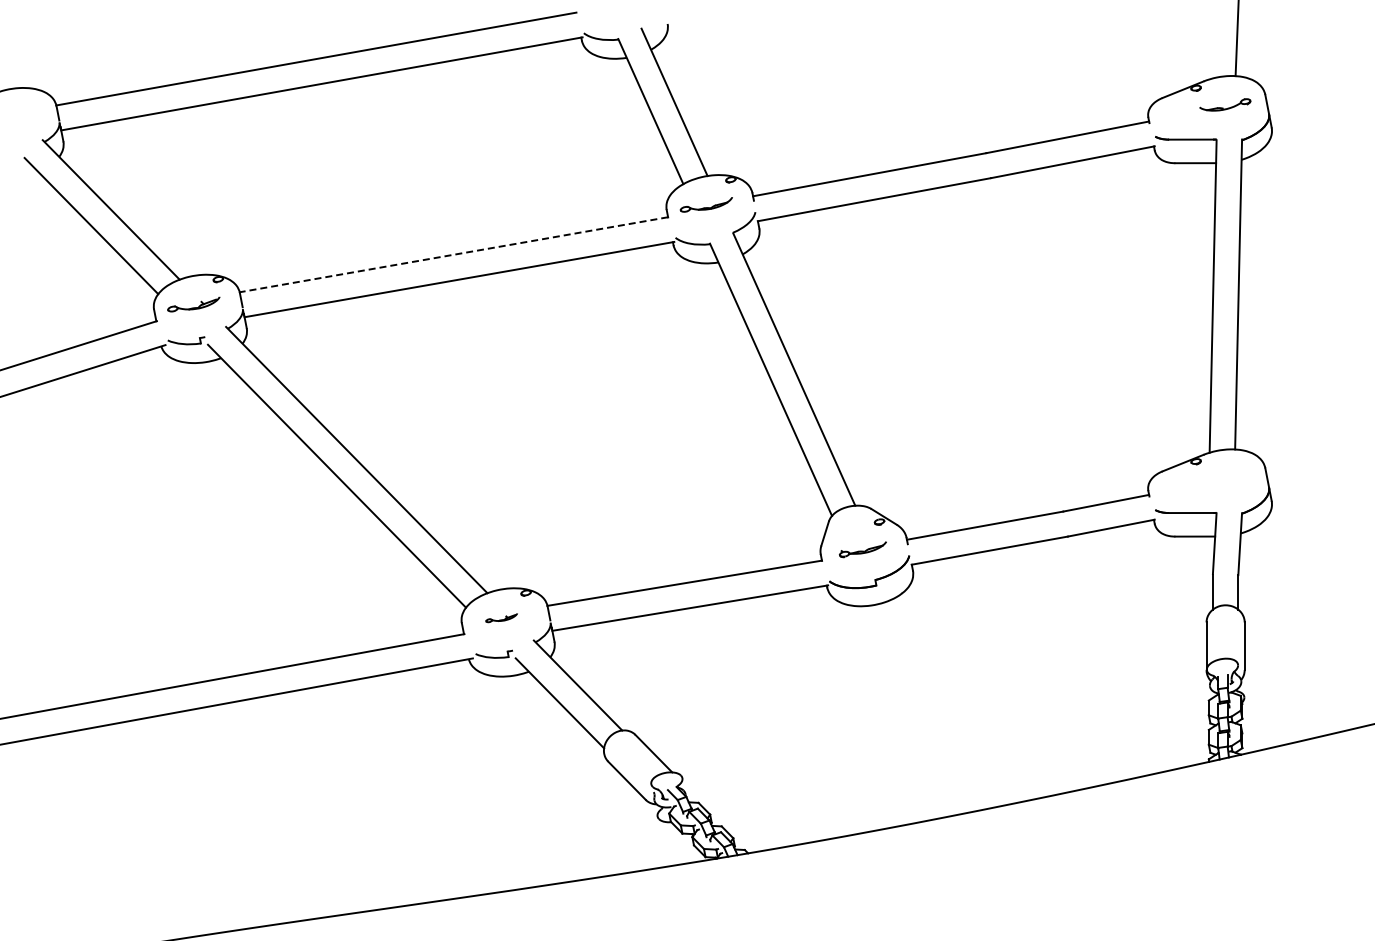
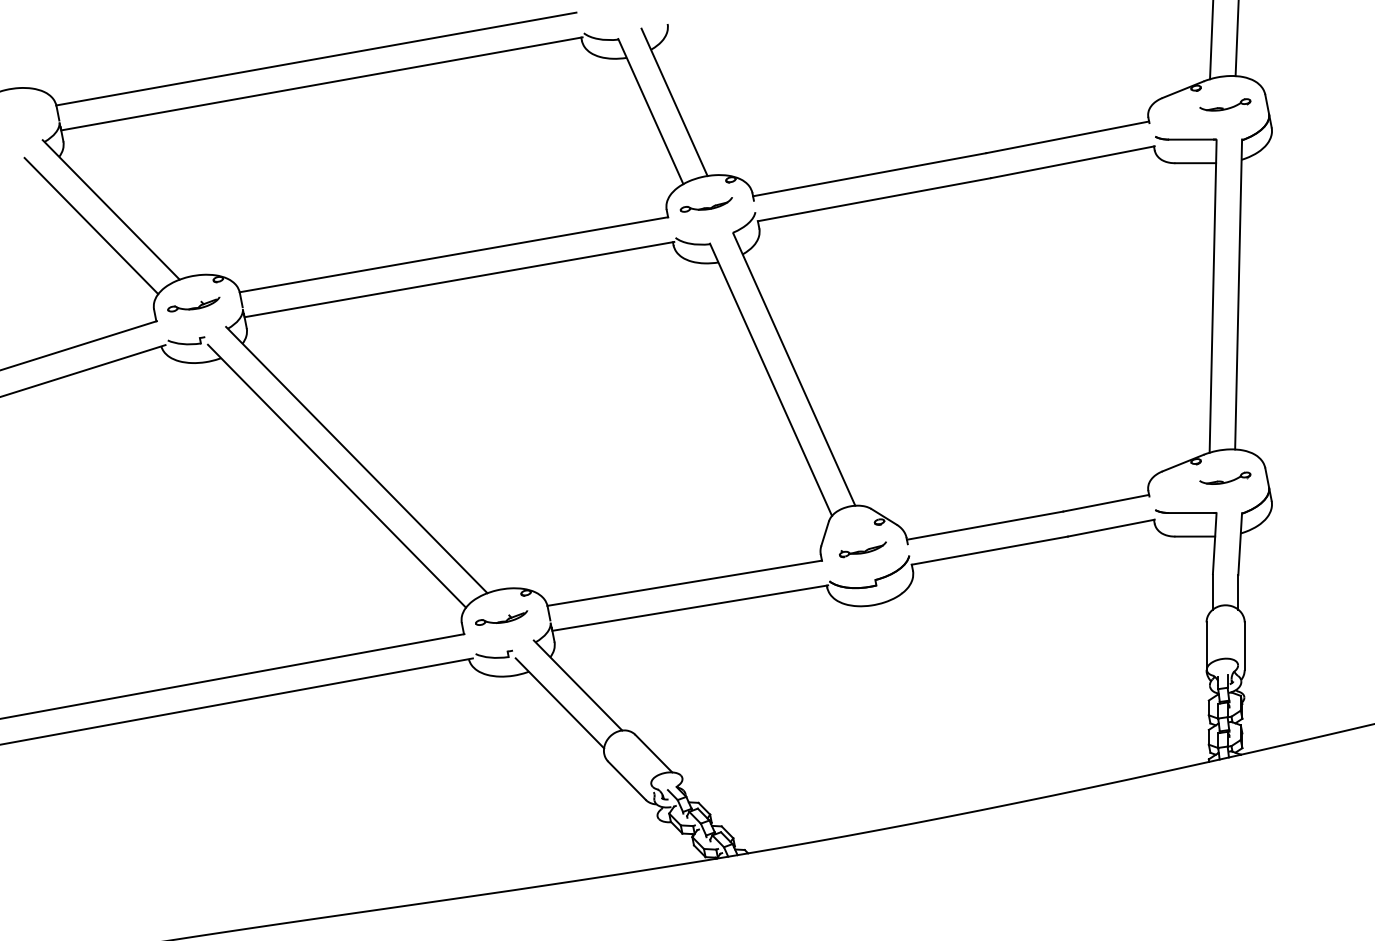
line: none -> present (1211, 40)
line: dashed -> solid (453, 254)
part: none -> present (1225, 477)
part size: 33x11 px -> 54x16 px (501, 617)
